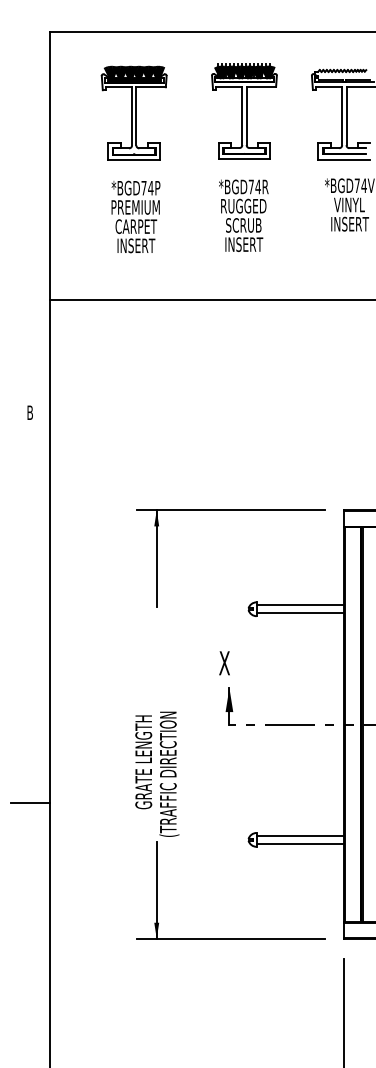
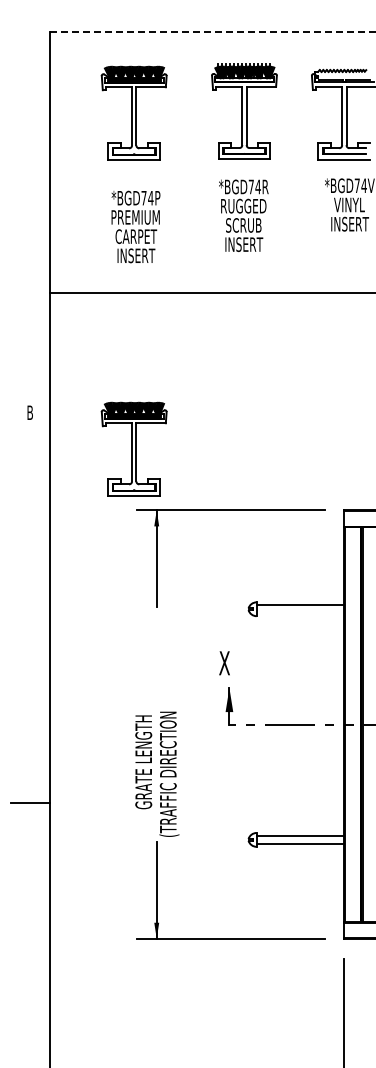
line: solid -> dashed (212, 32)
text position: (135, 216) -> (135, 226) (135, 226)
line position: (211, 299) -> (211, 292) (211, 292)
part: none -> present (133, 448)
line: present -> none (300, 613)
